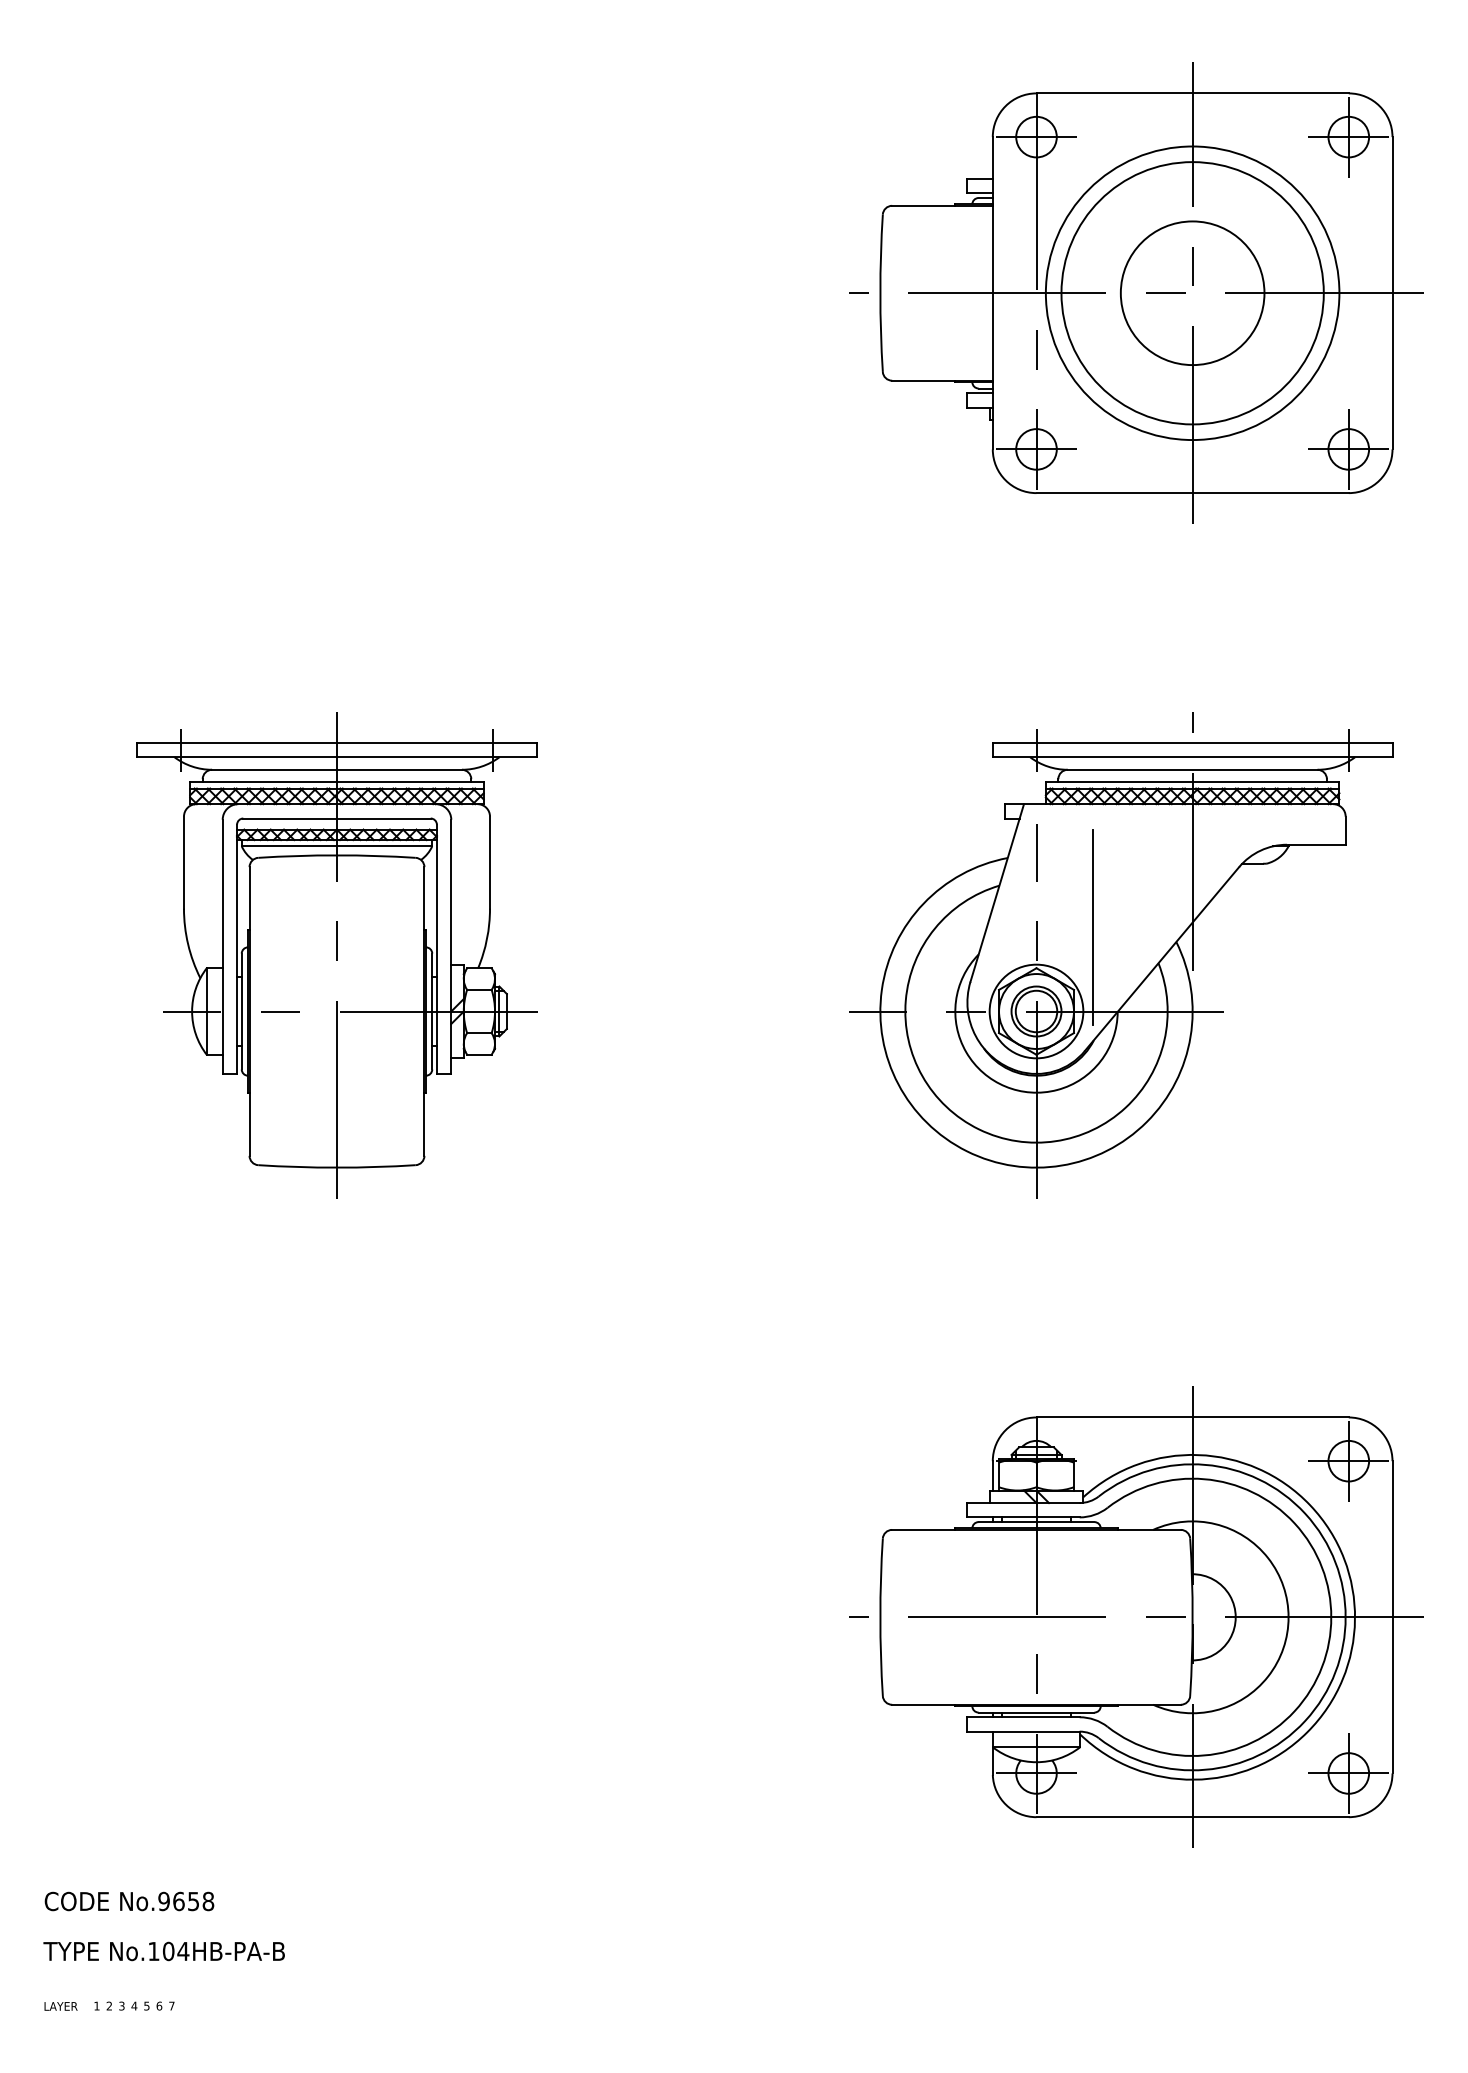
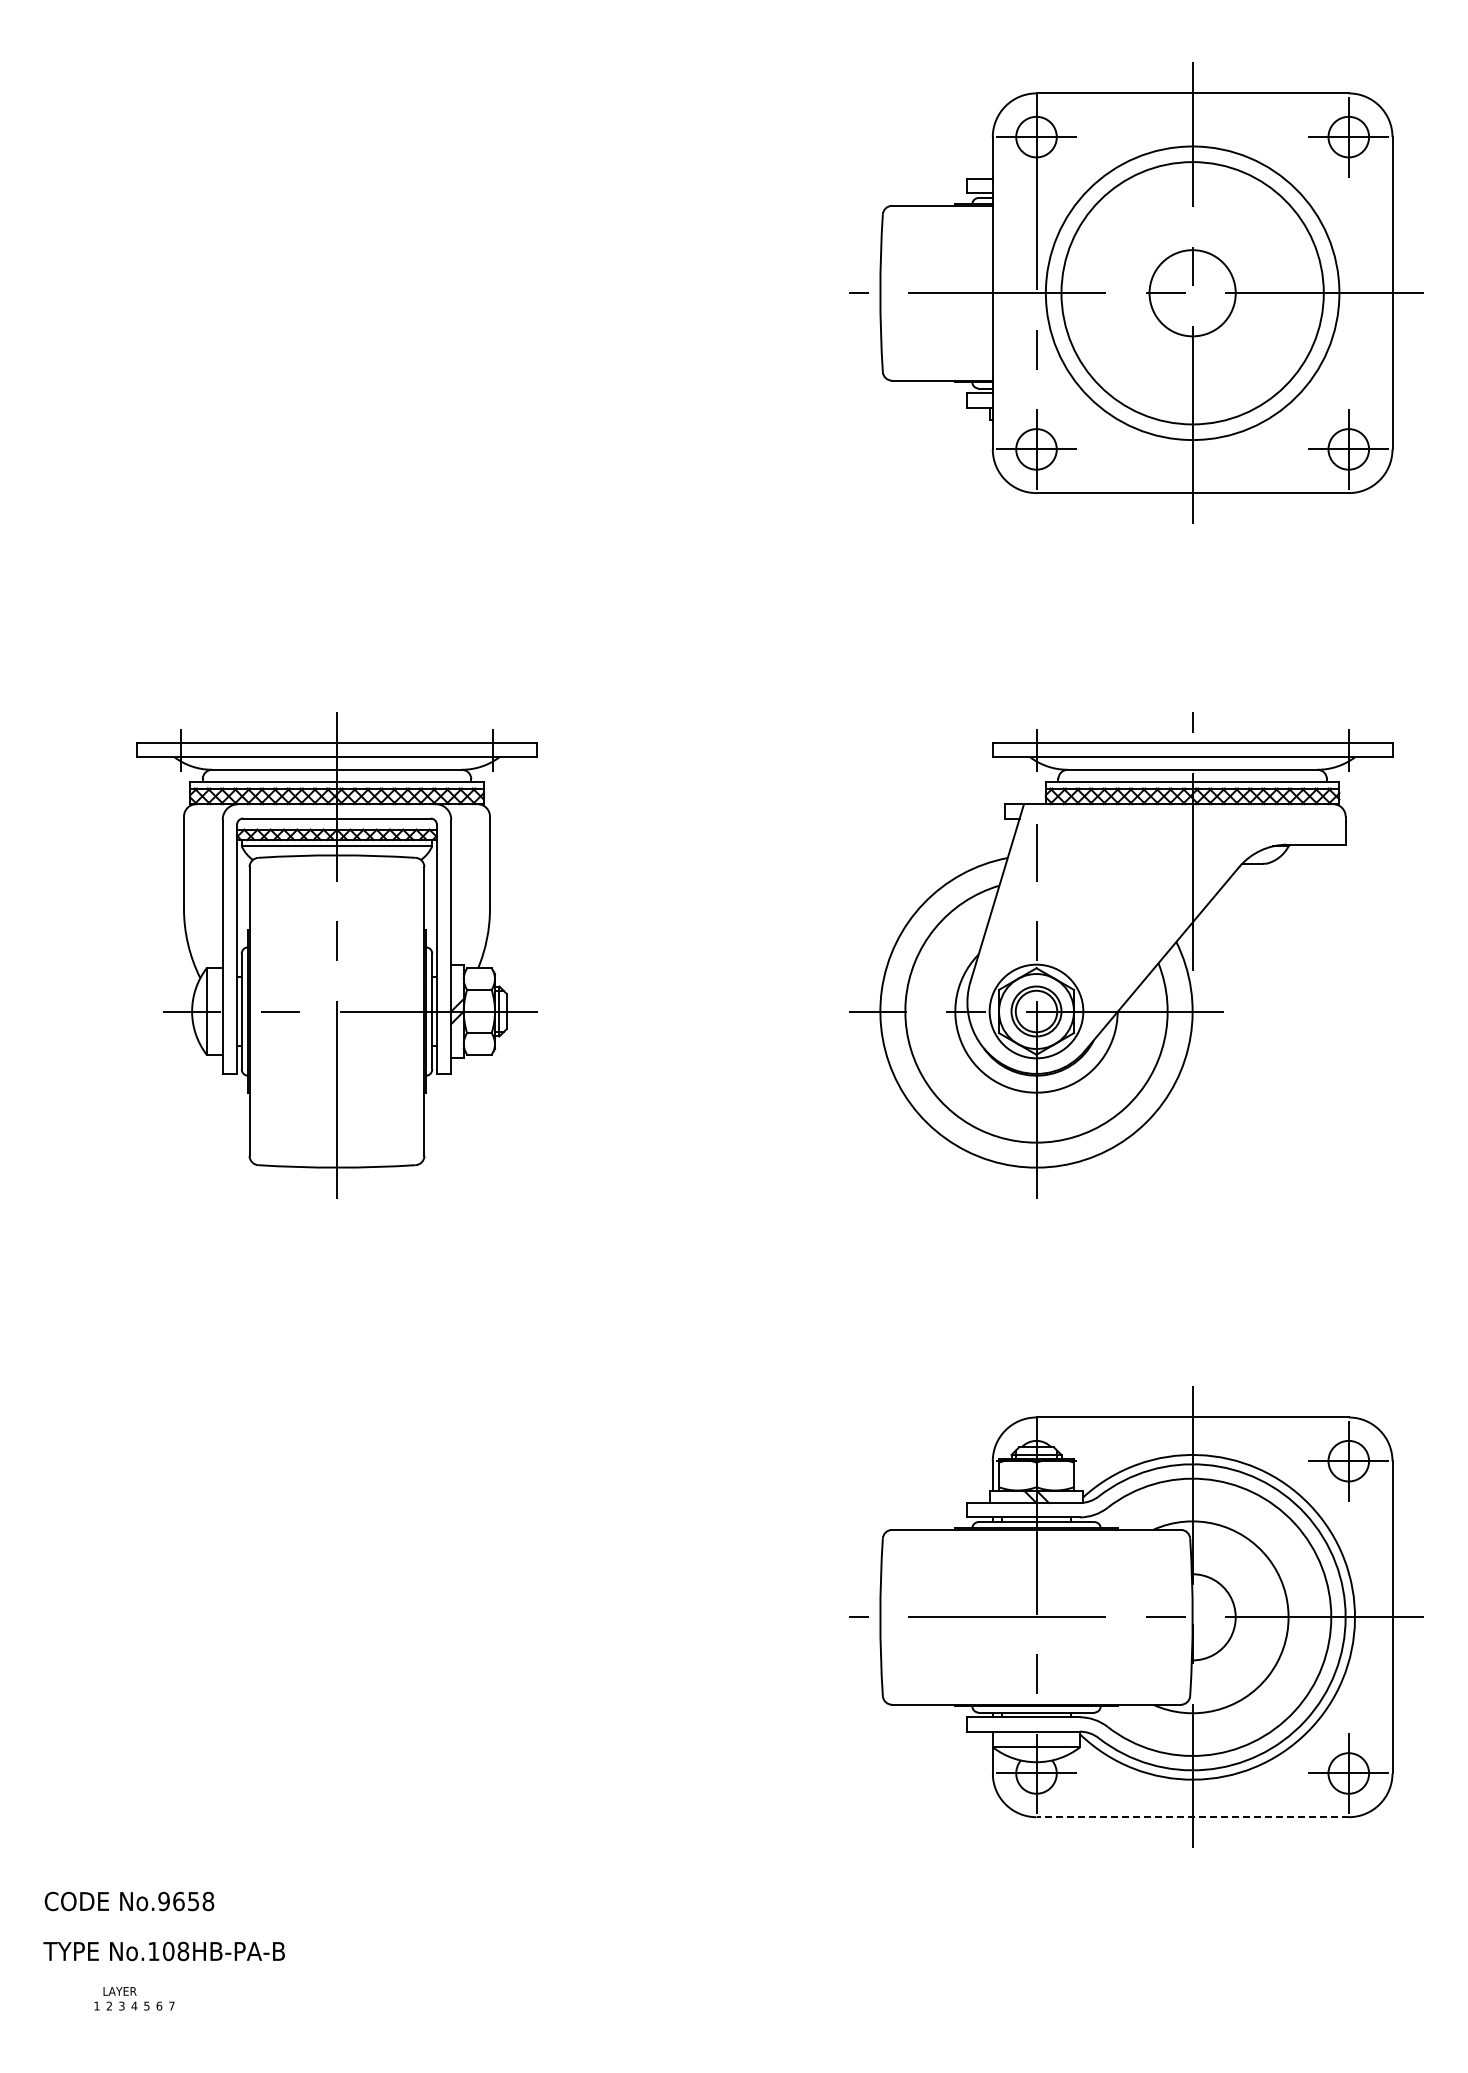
circle diameter: 144 px -> 86 px (1192, 293)
line: present -> none (1092, 926)
line: solid -> dashed (1192, 1817)
text: No.104HB-PA-B -> No.108HB-PA-B (183, 1951)
text position: (60, 2006) -> (119, 1991) (119, 1991)
